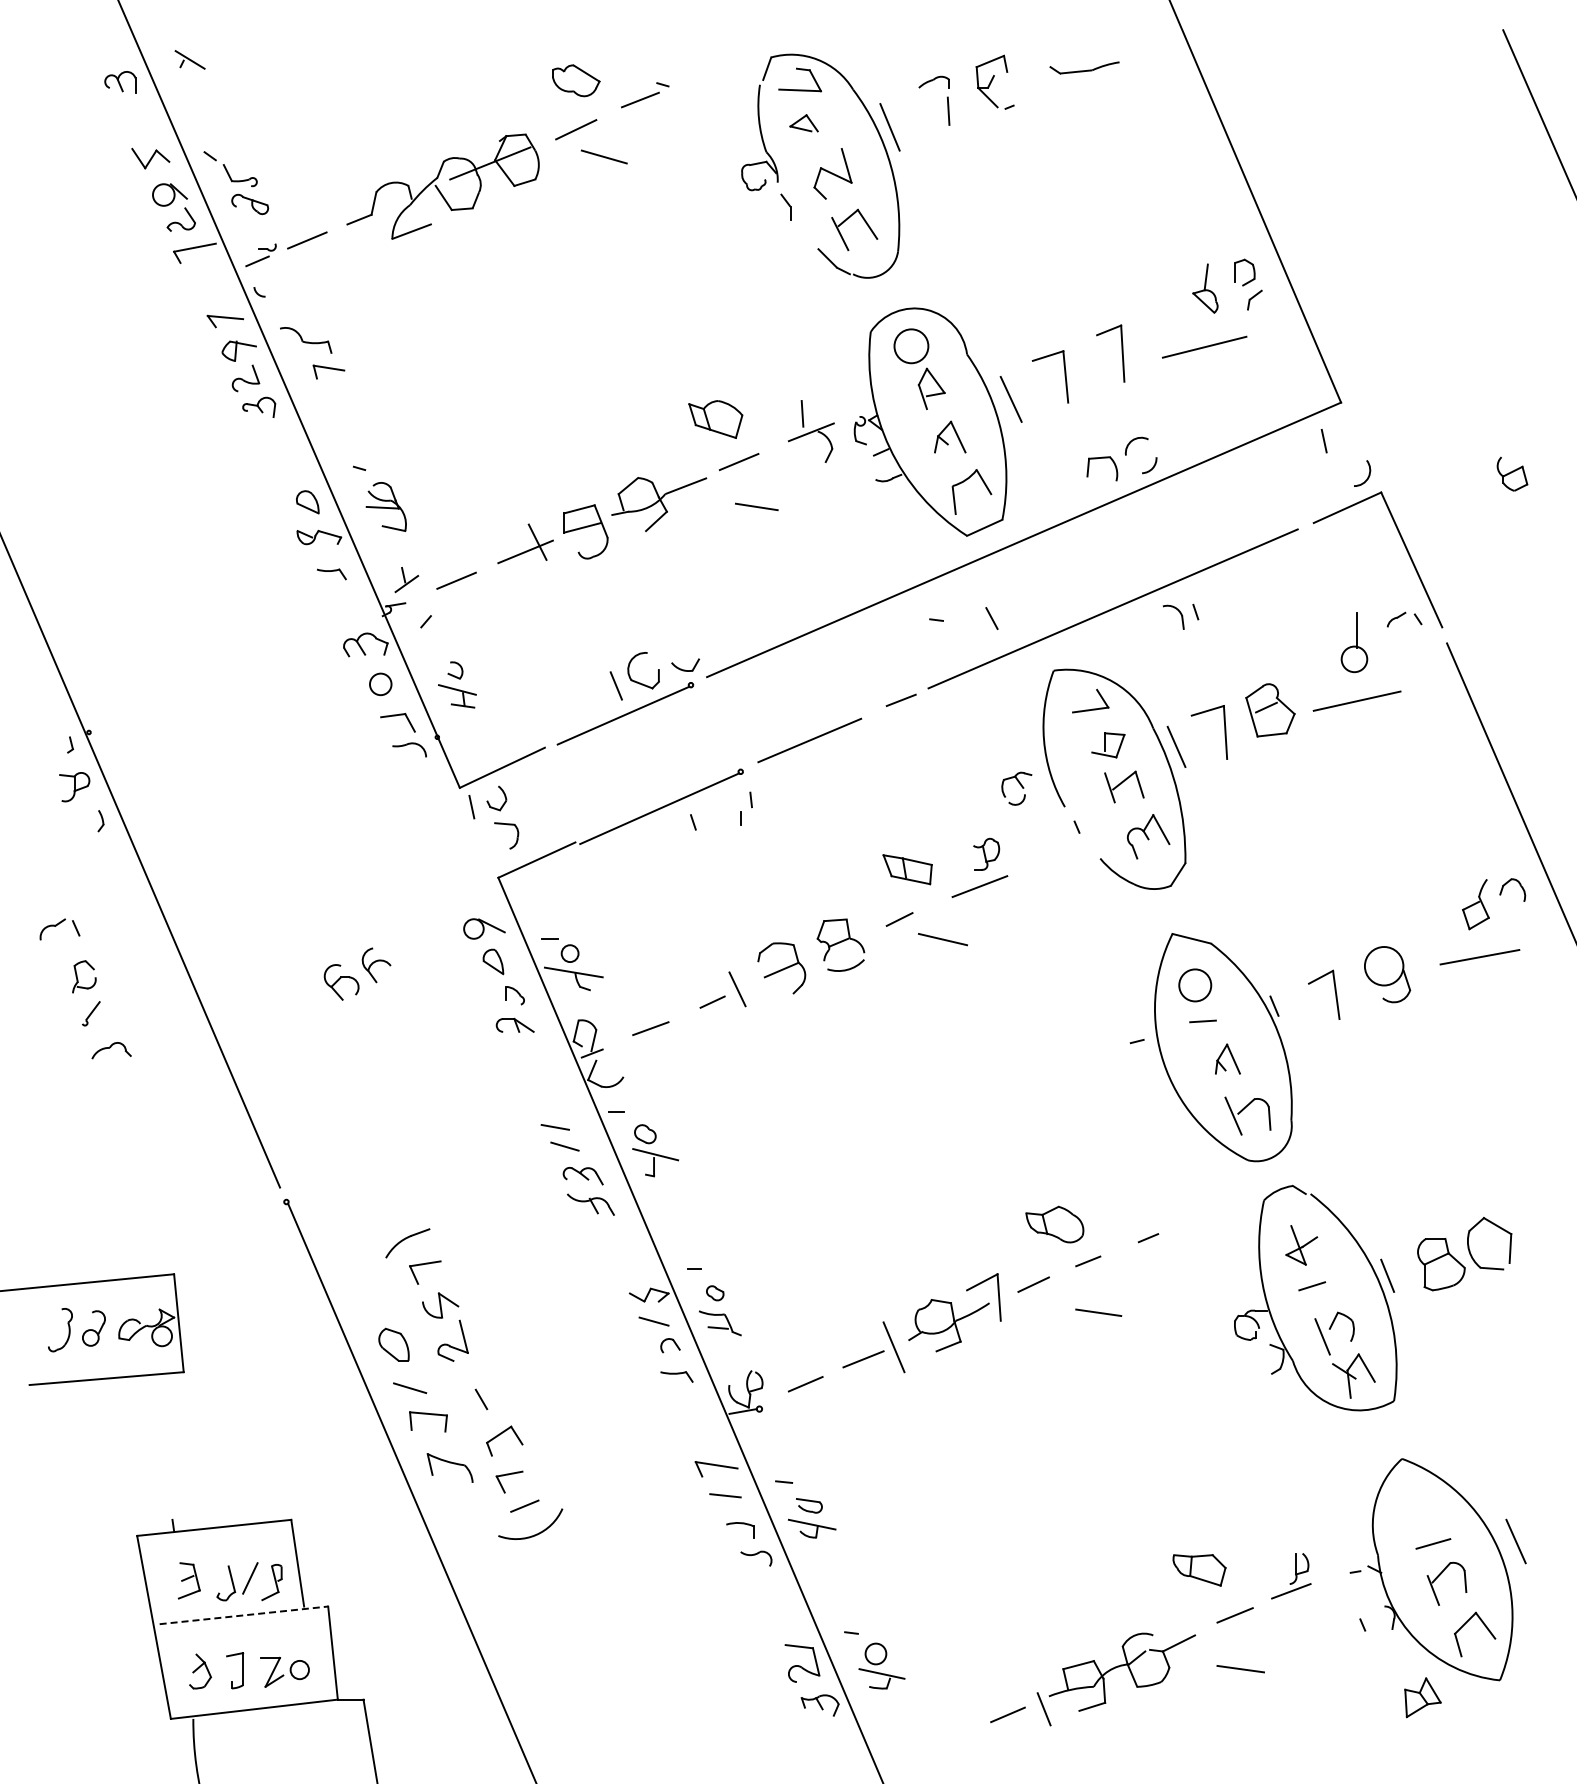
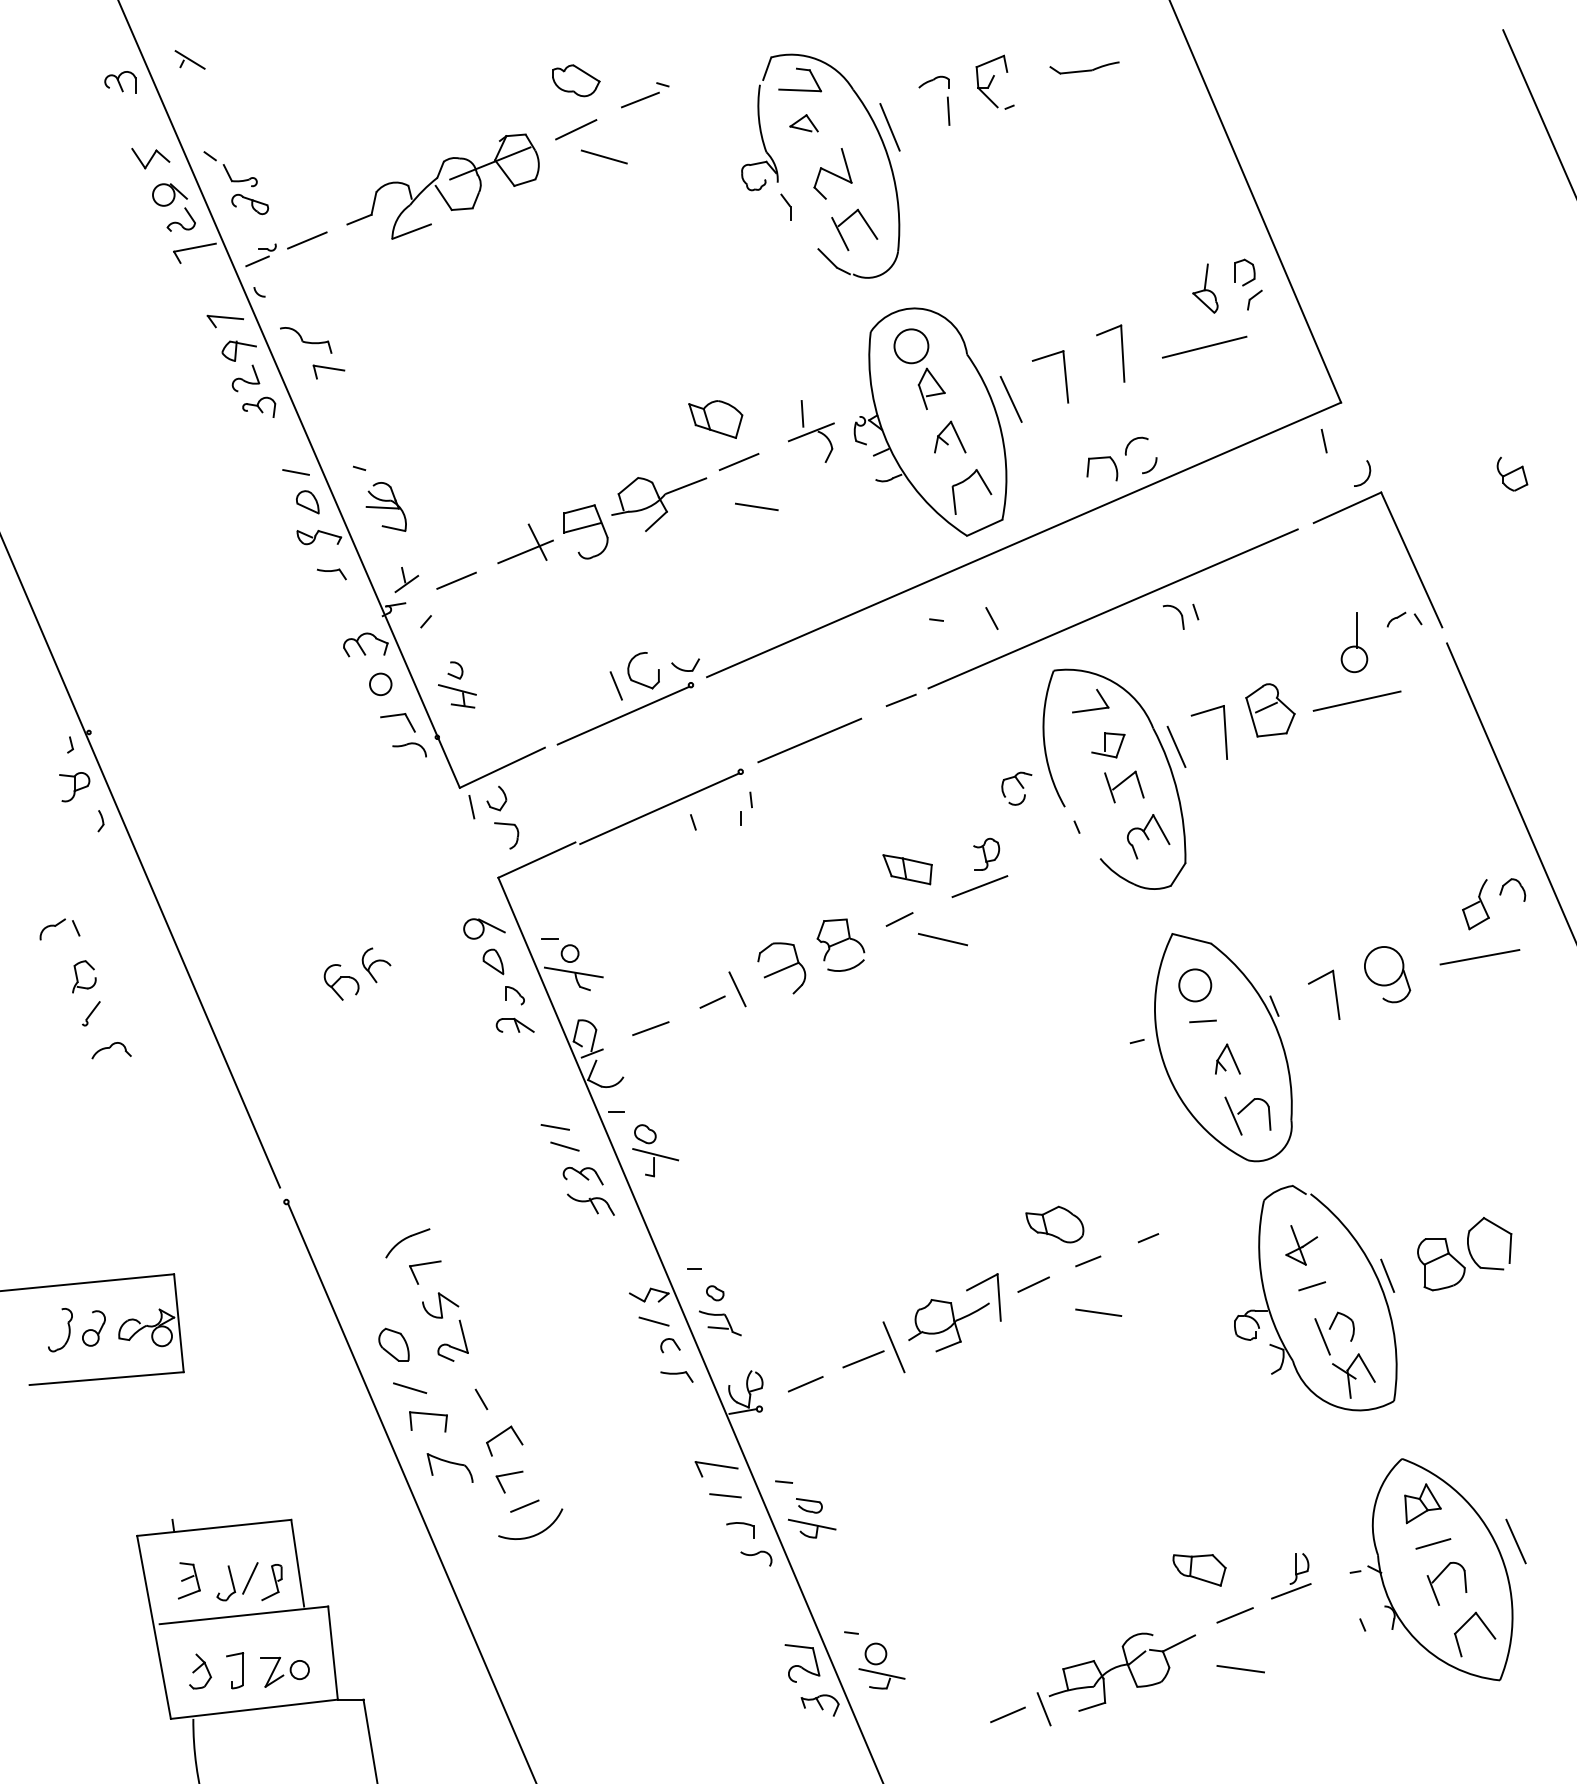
line: none -> present (295, 472)
line: dashed -> solid (243, 1615)
part position: (1422, 1697) -> (1422, 1503) (1422, 1503)
